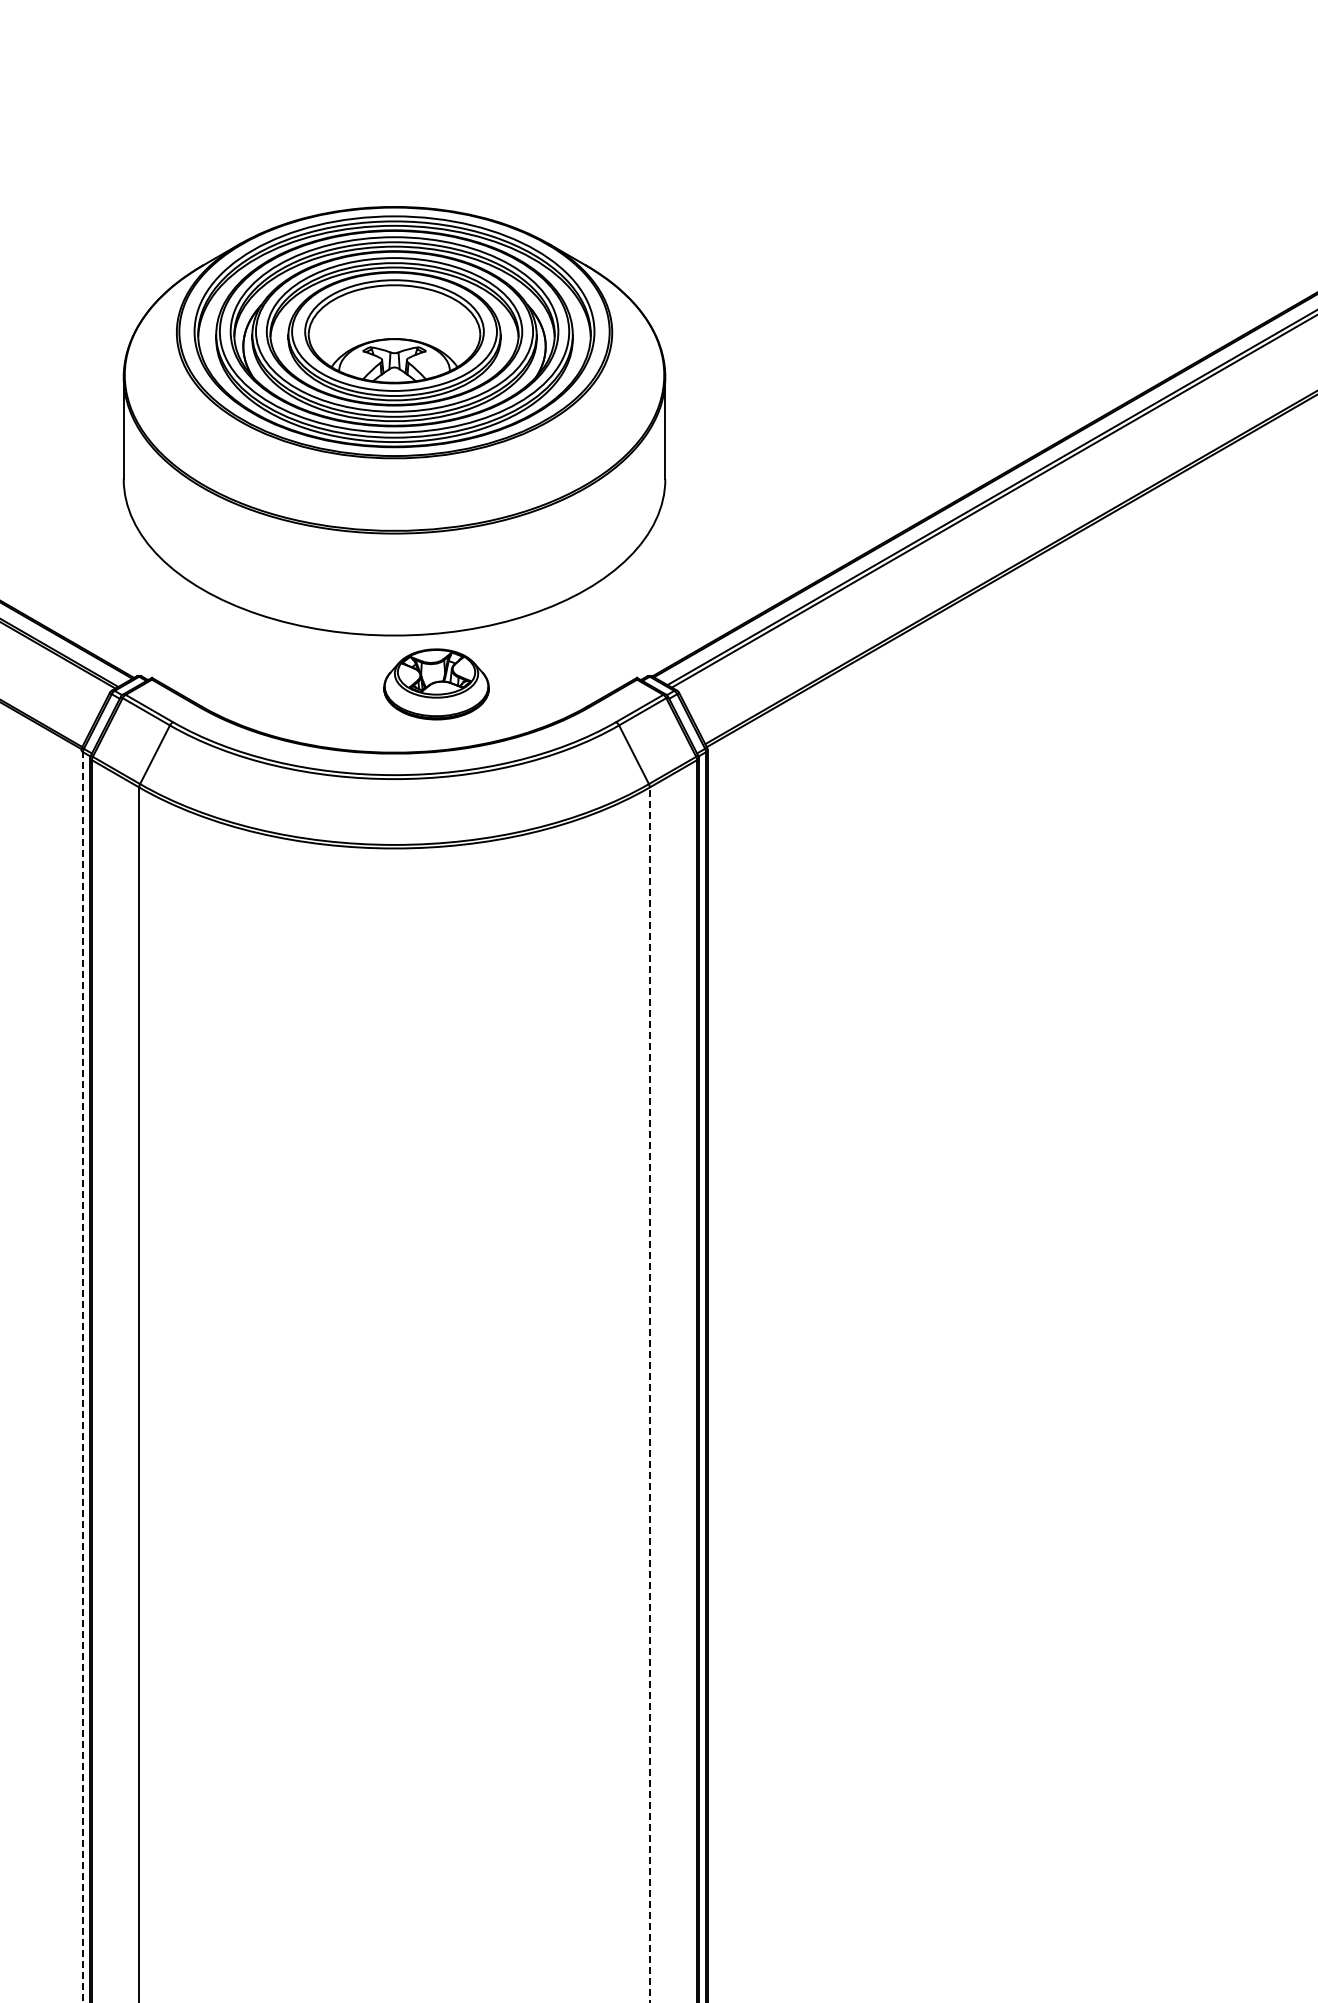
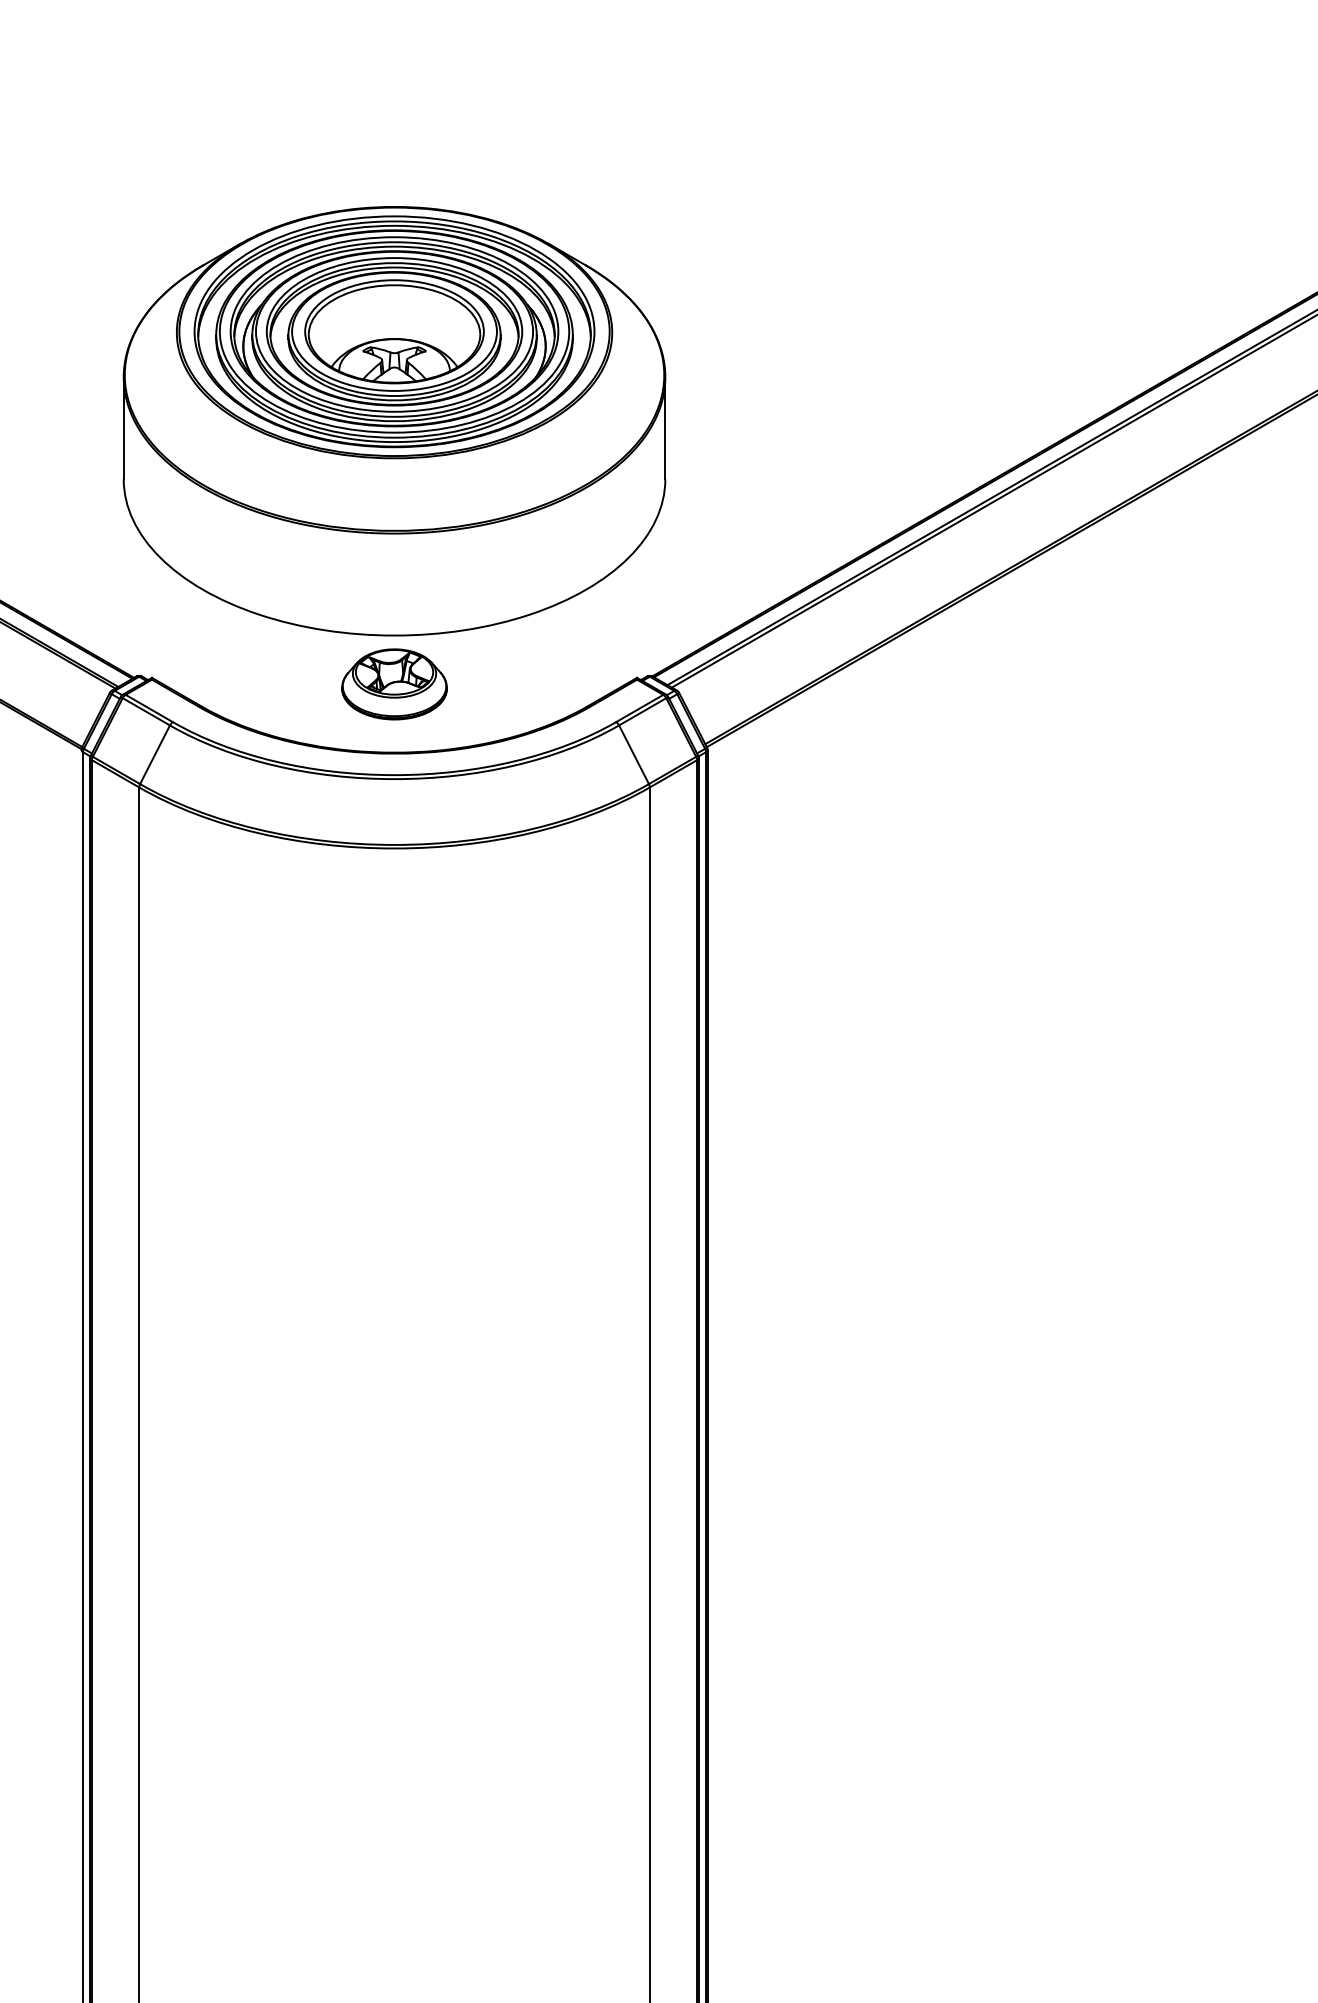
part position: (436, 684) -> (394, 684) (394, 684)
line: dashed -> solid (83, 1377)
line: dashed -> solid (649, 1394)
